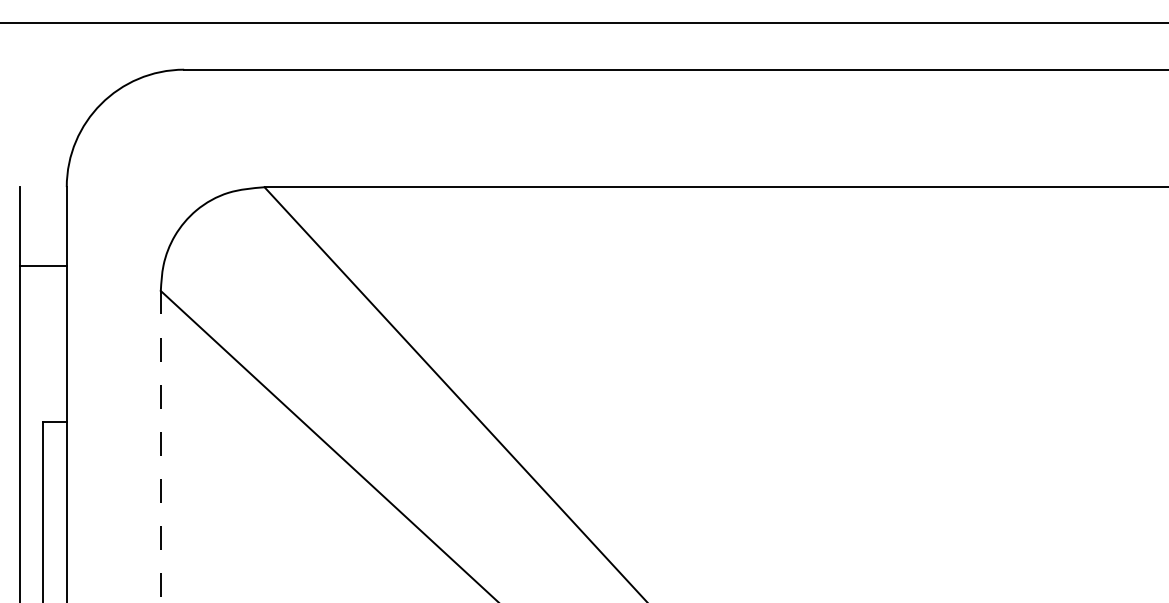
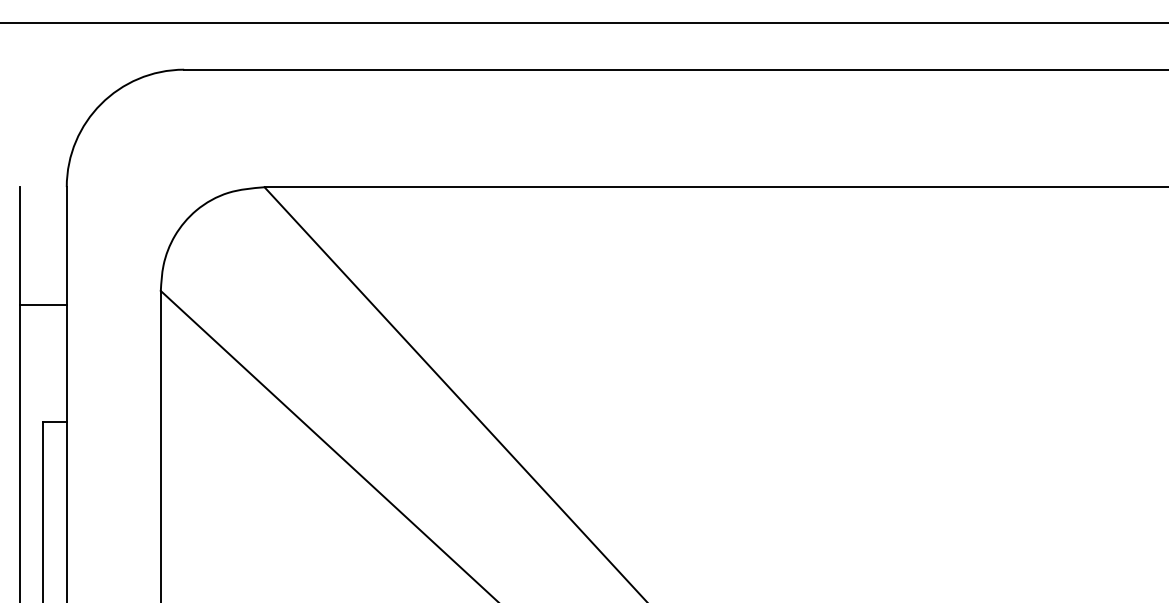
line position: (42, 265) -> (42, 304) (42, 304)
line: dashed -> solid (160, 446)
